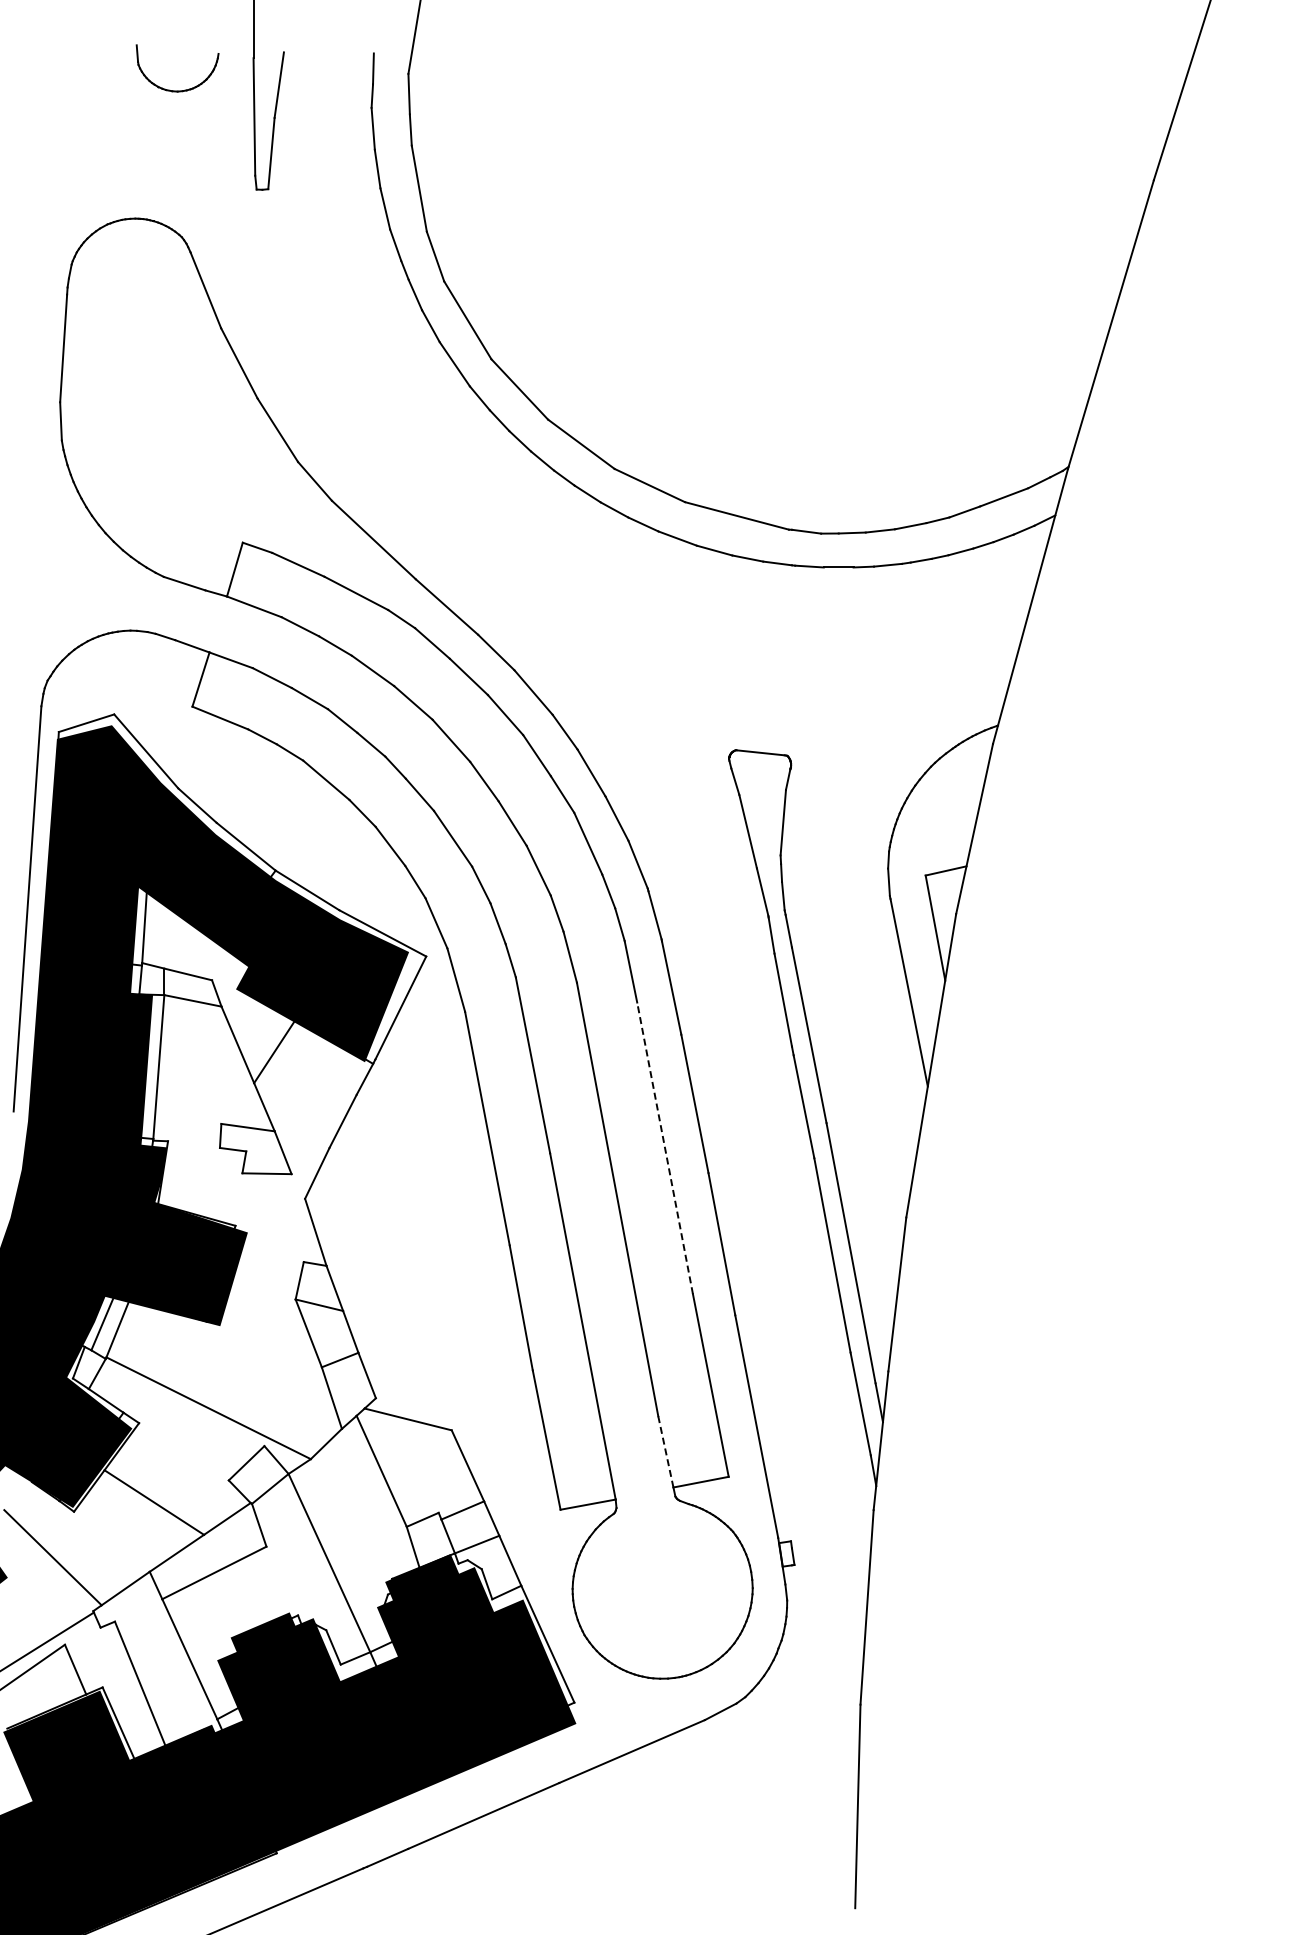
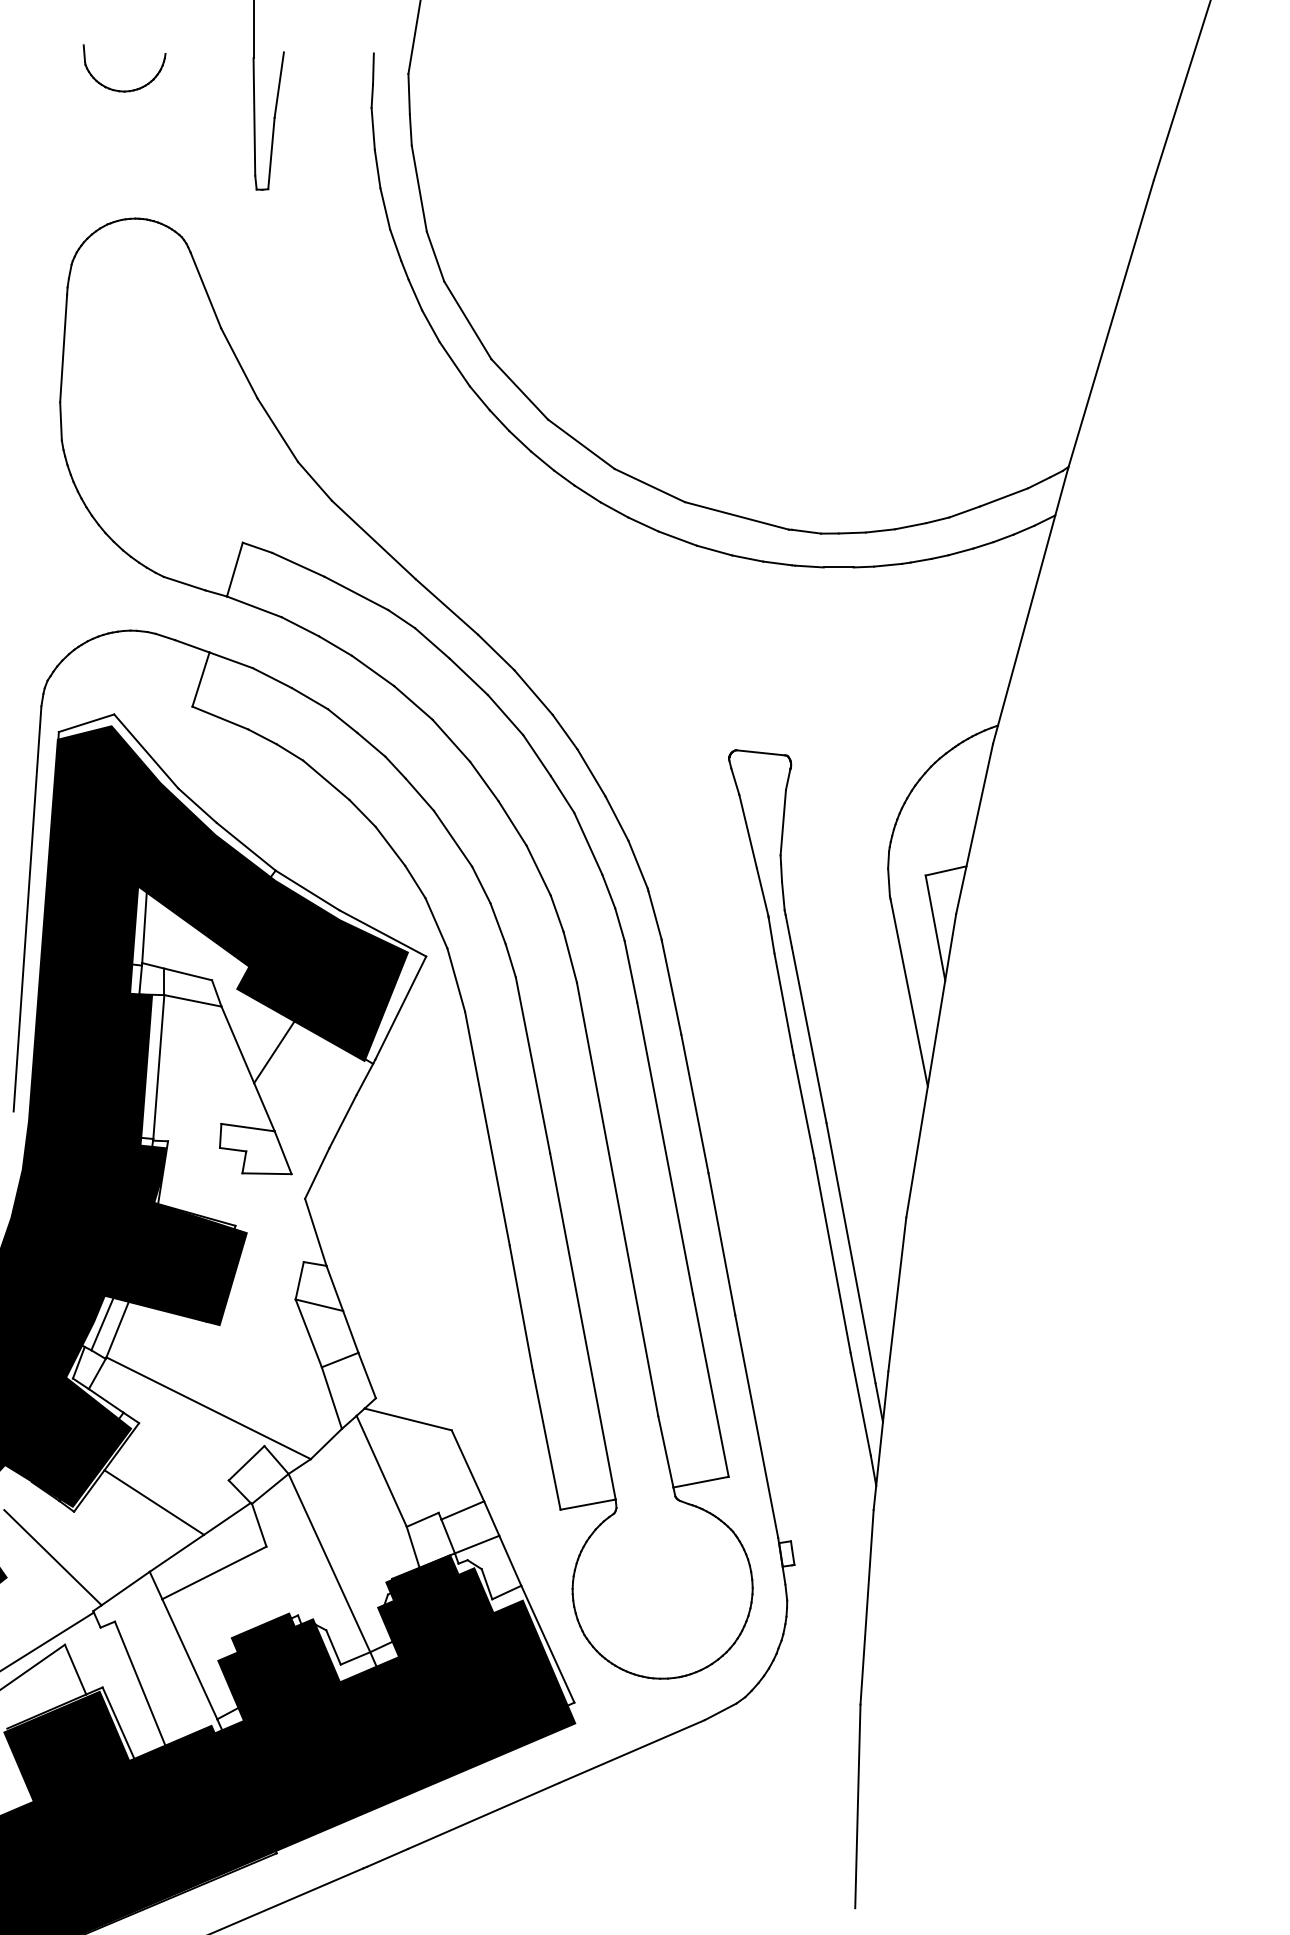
part position: (177, 90) -> (124, 90) (124, 90)
line: dashed -> solid (664, 1147)
line: dashed -> solid (665, 1452)
